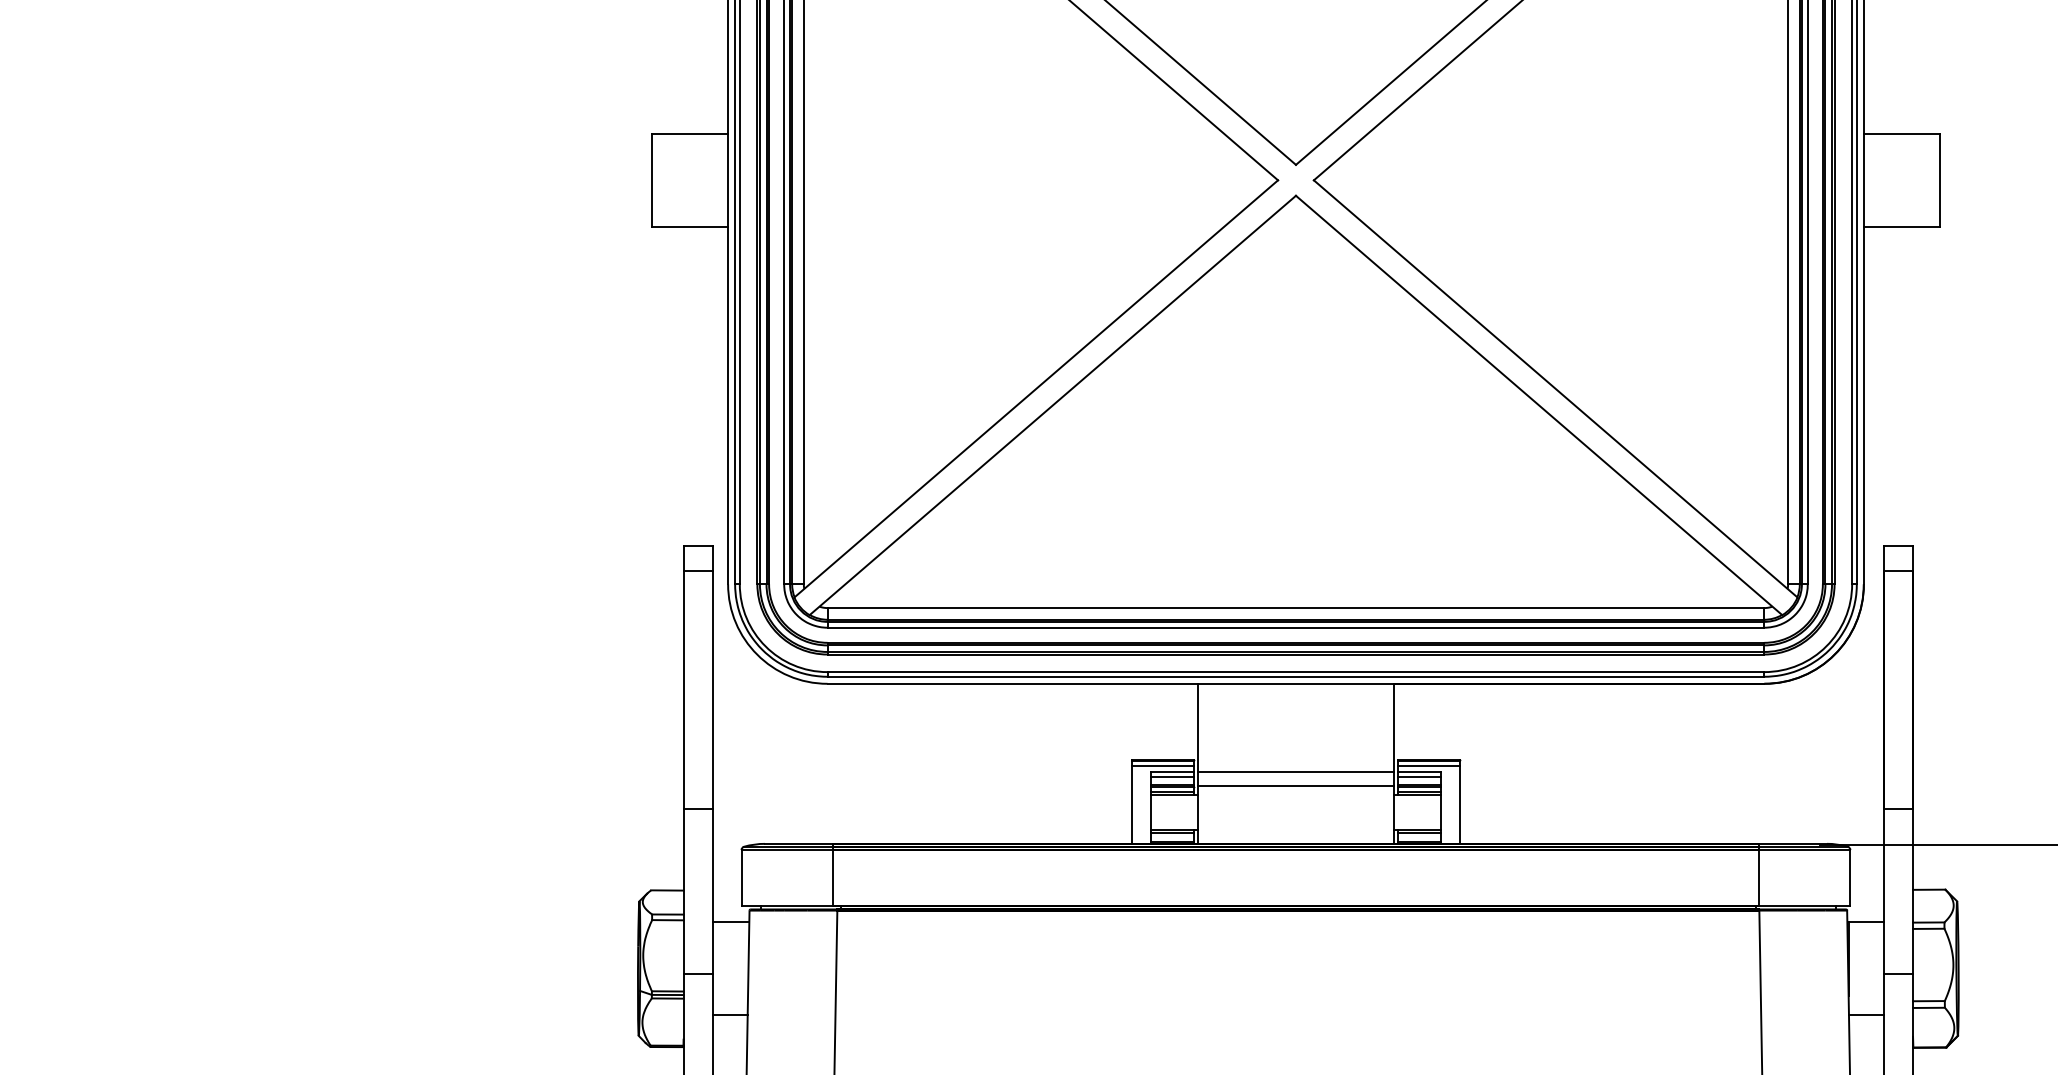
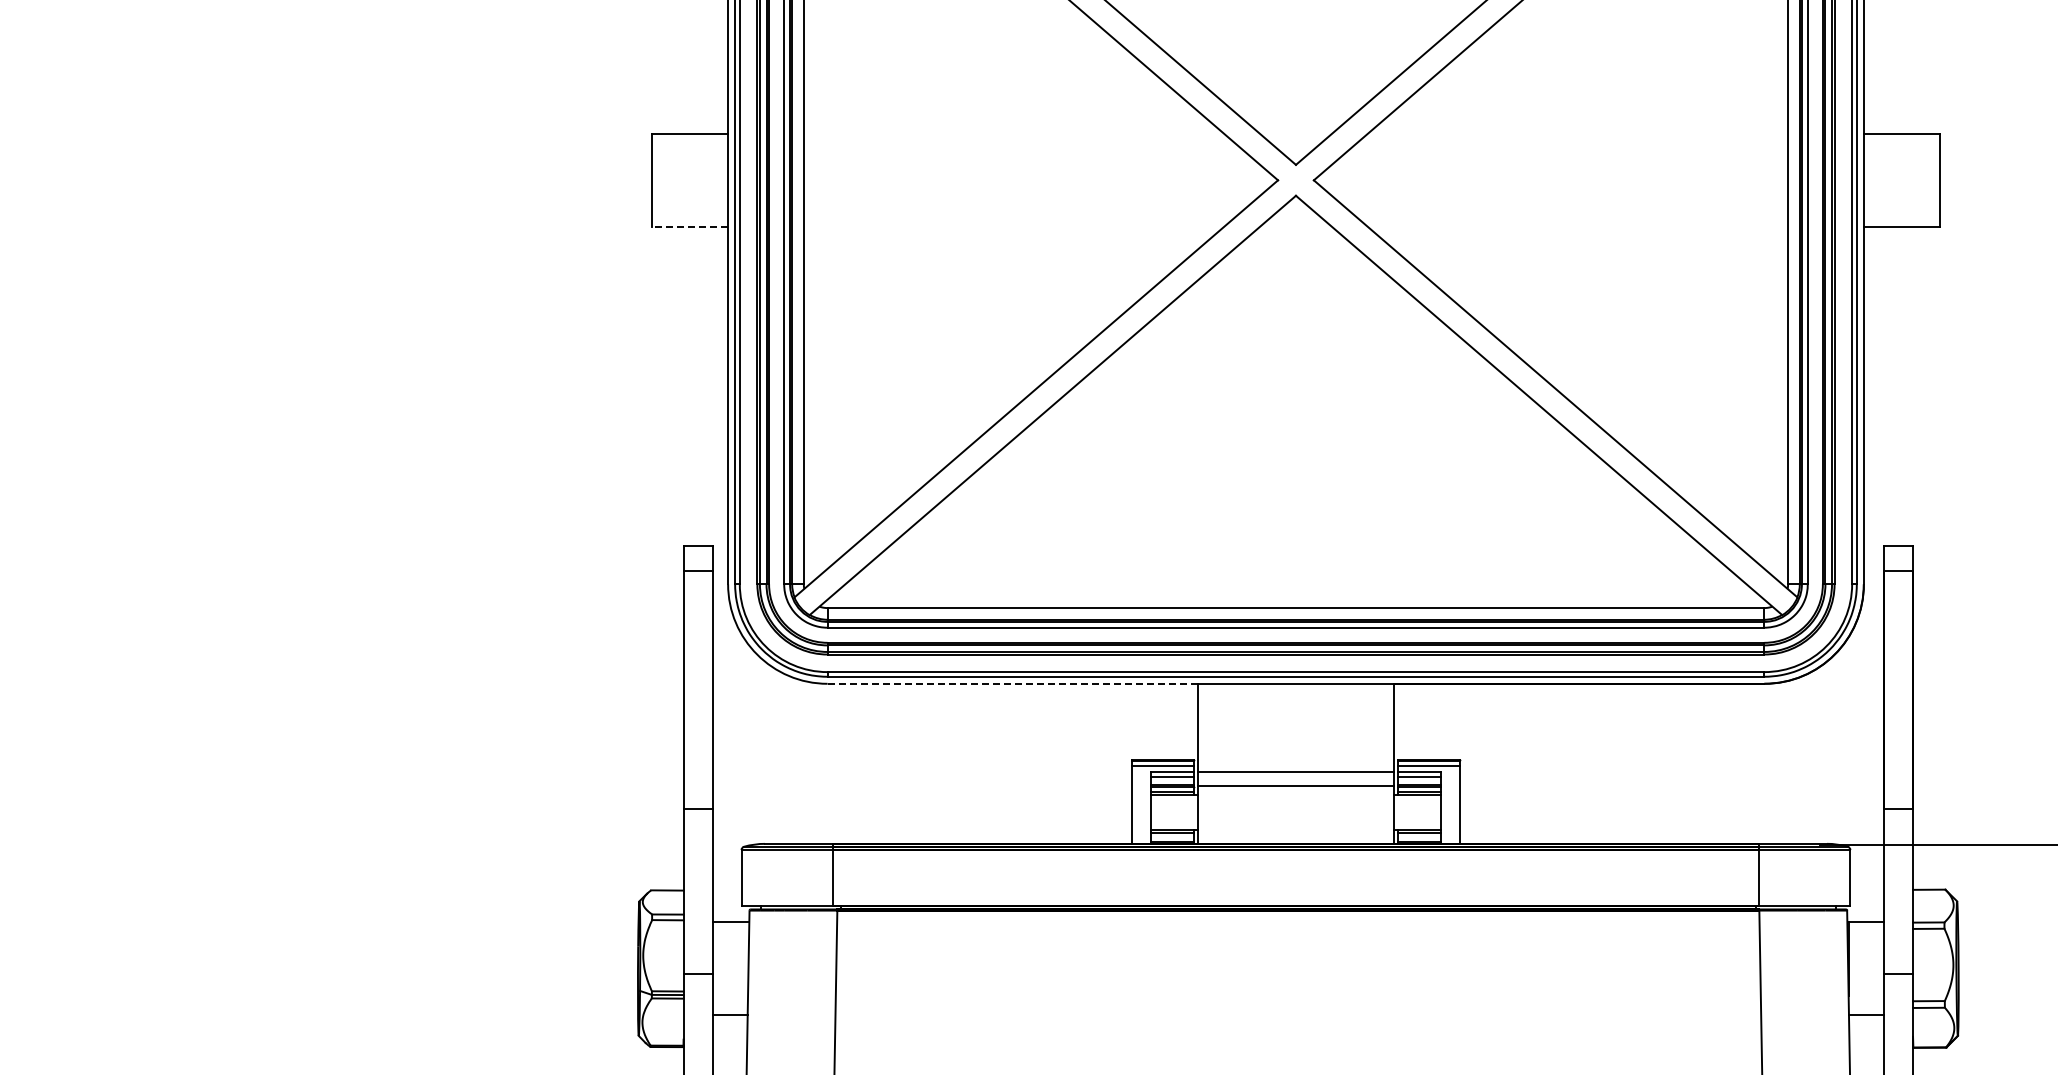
line: solid -> dashed (689, 227)
line: solid -> dashed (1012, 683)
